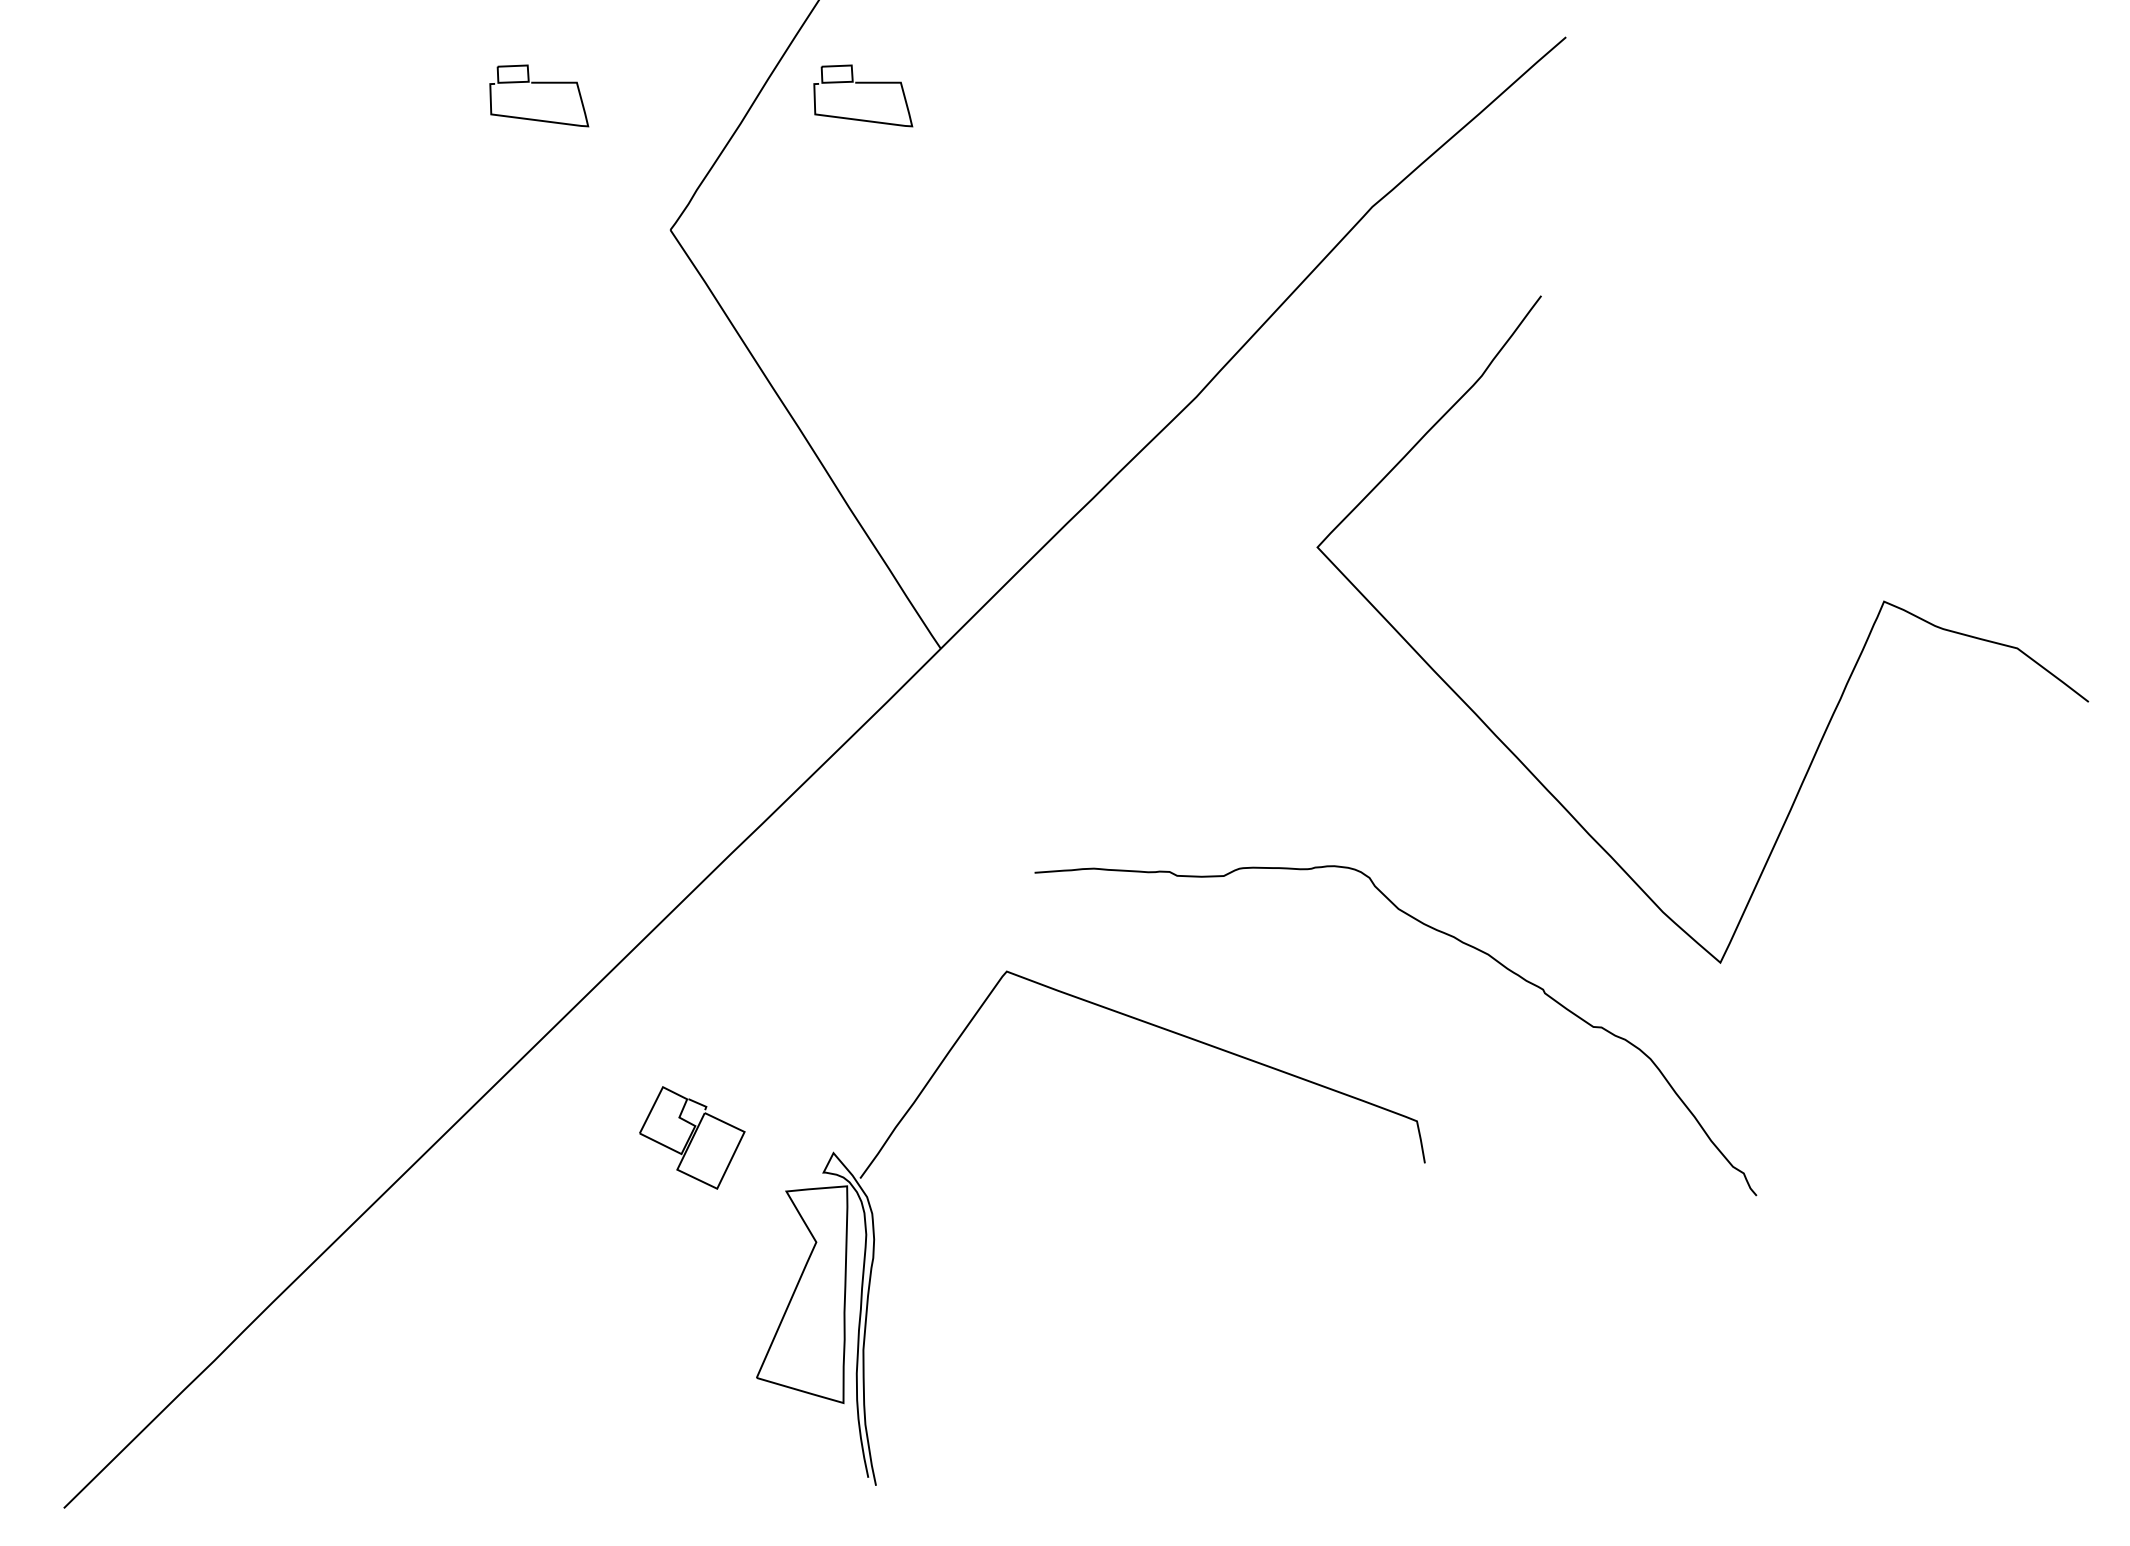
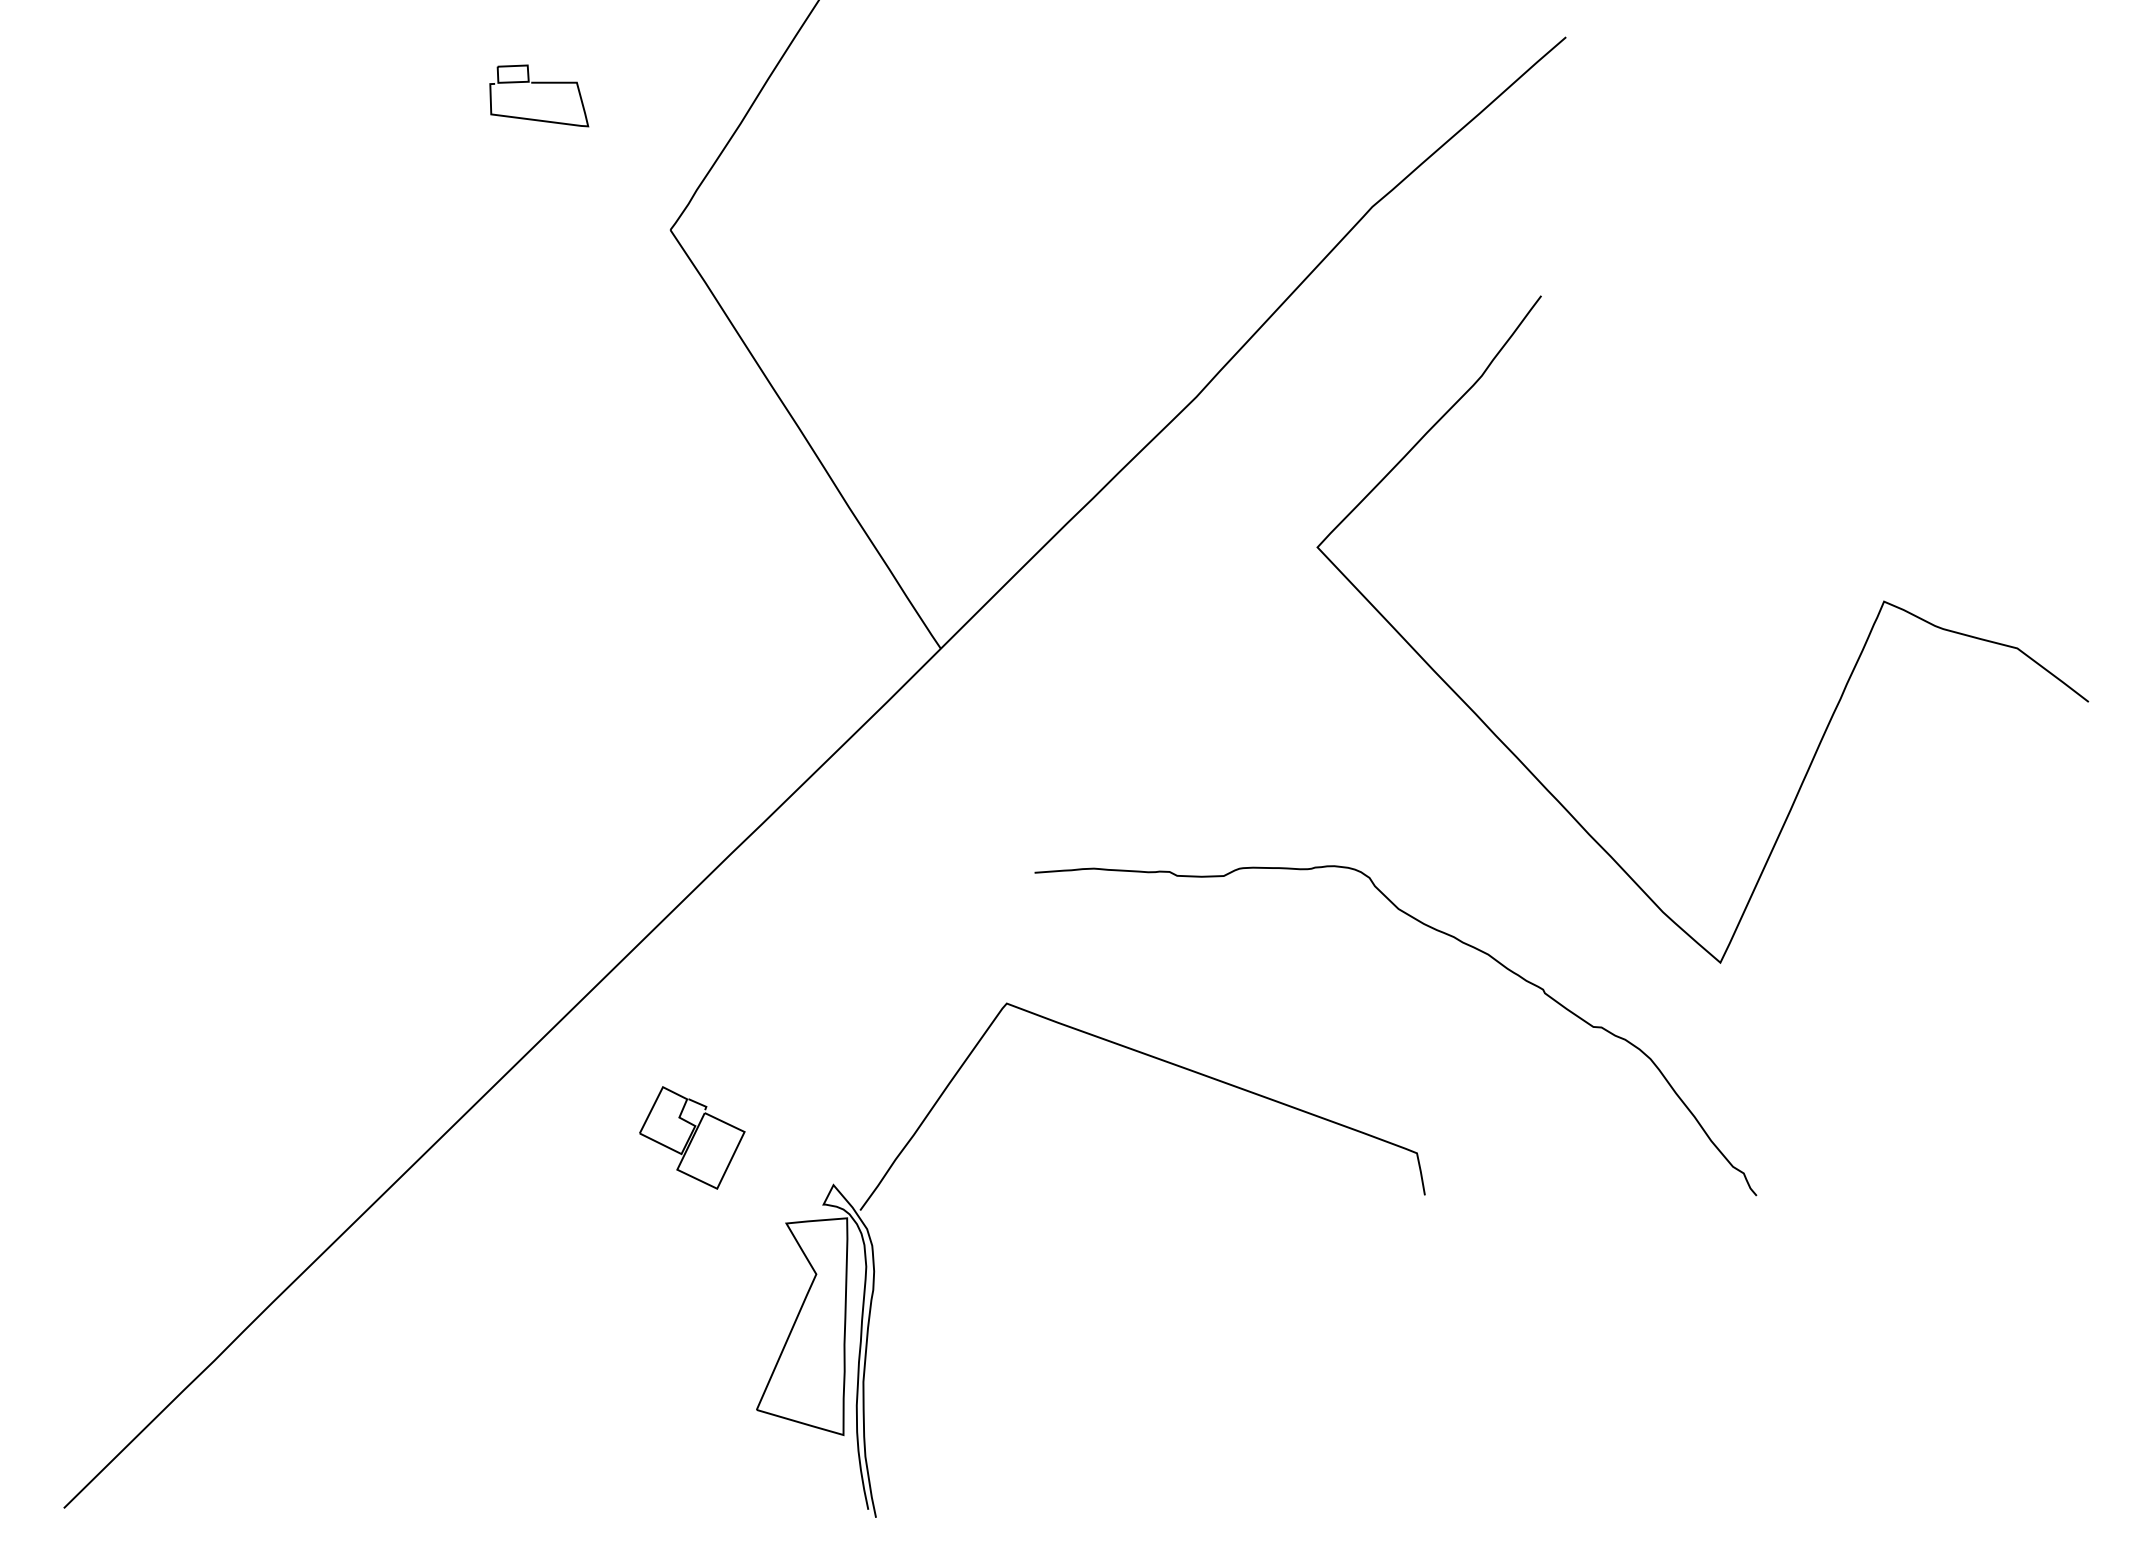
part: present -> none (863, 83)
part position: (1159, 1028) -> (1159, 1060) (1159, 1060)
